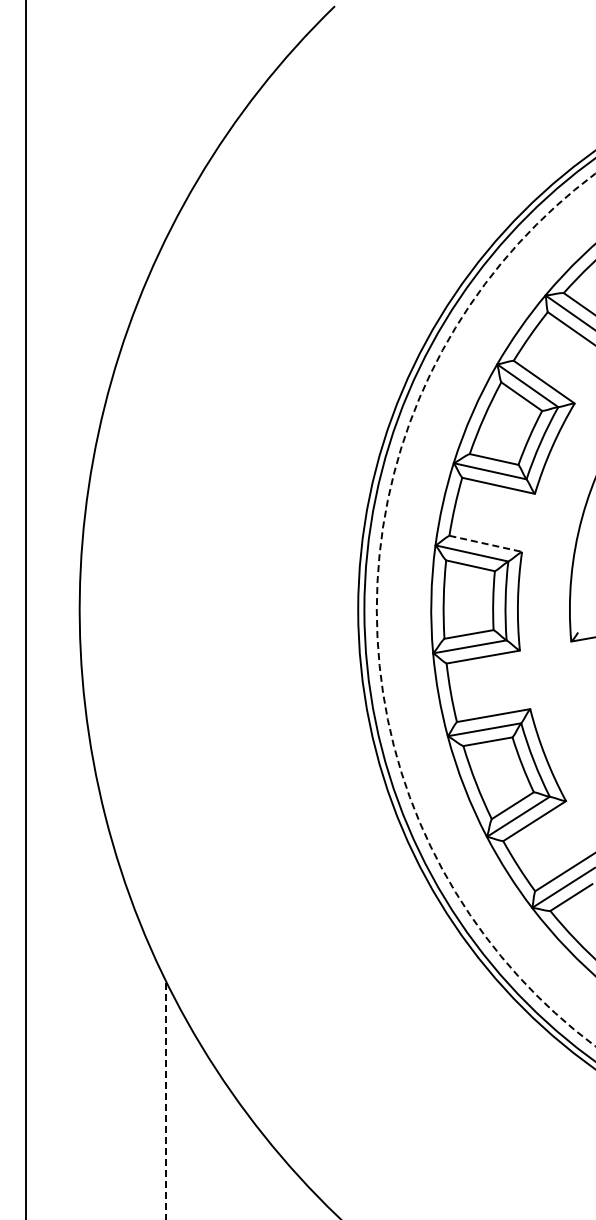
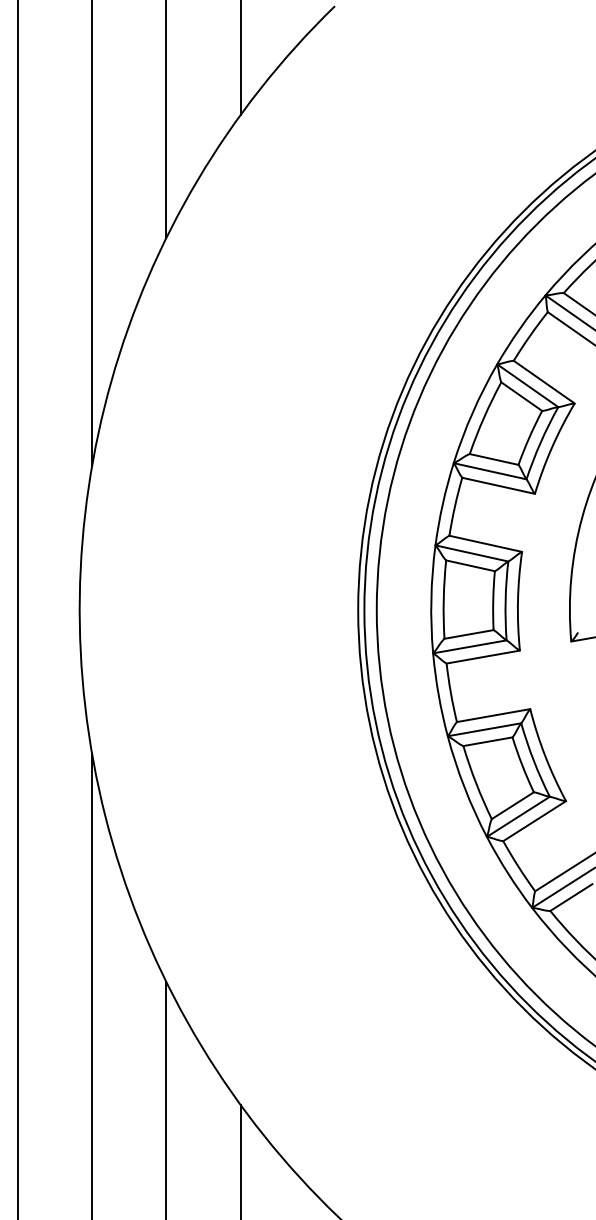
line: none -> present (240, 58)
line: none -> present (166, 120)
line: none -> present (92, 234)
line: dashed -> solid (486, 543)
line position: (25, 609) -> (17, 609) (17, 609)
circle: dashed -> solid (485, 609)
line: none -> present (92, 984)
line: dashed -> solid (166, 1100)
line: none -> present (240, 1160)
